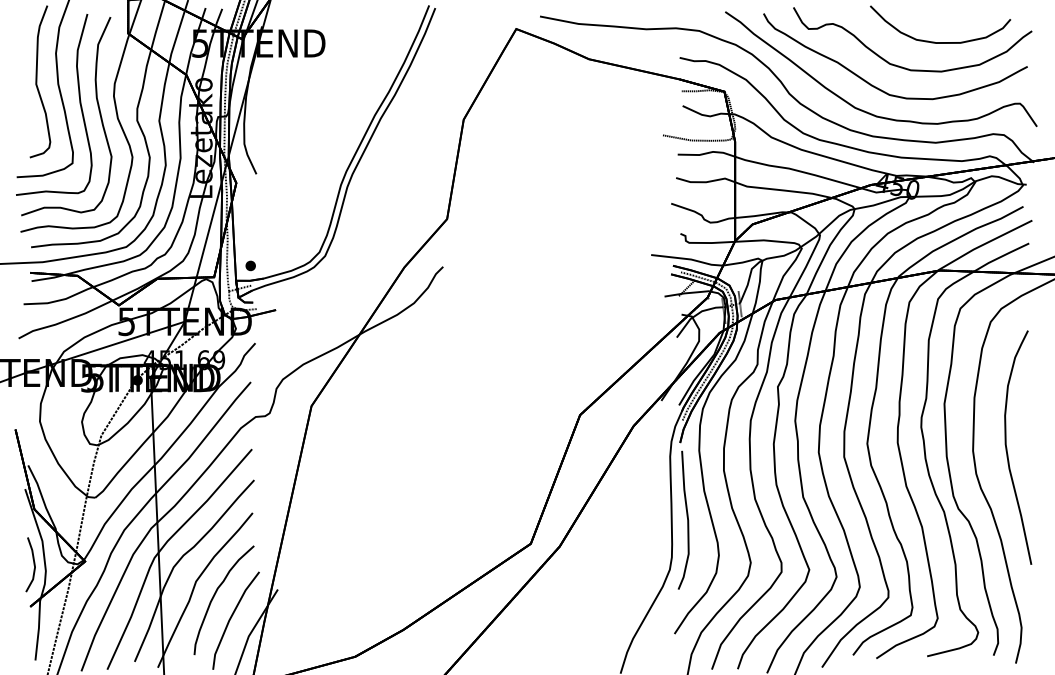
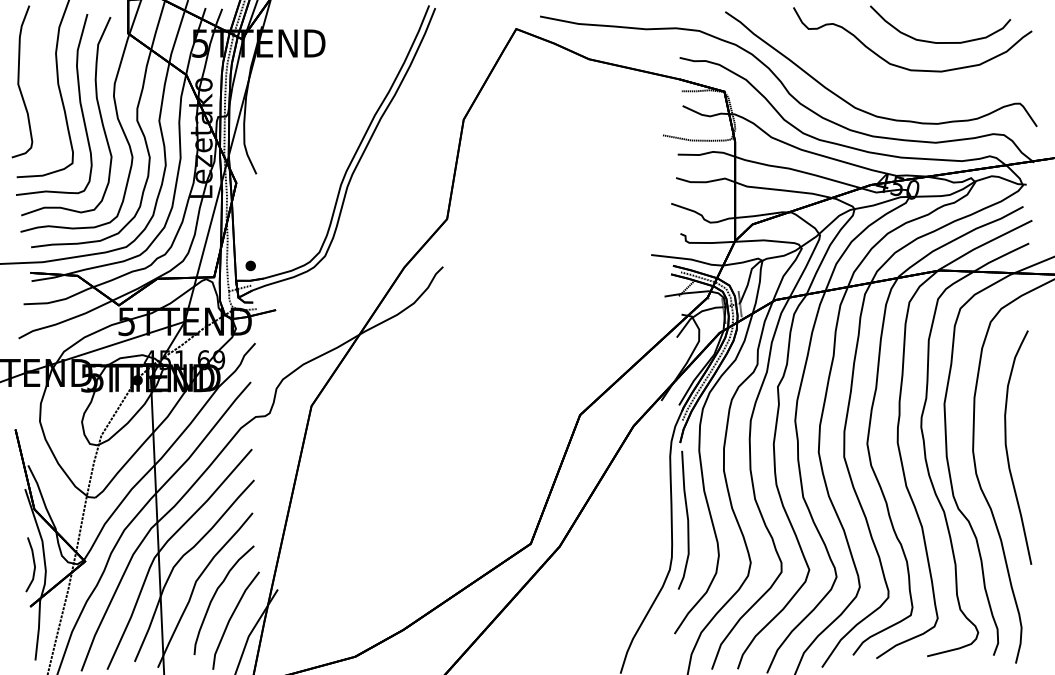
part position: (40, 81) -> (22, 81) (22, 81)
curve: present -> none (876, 86)
